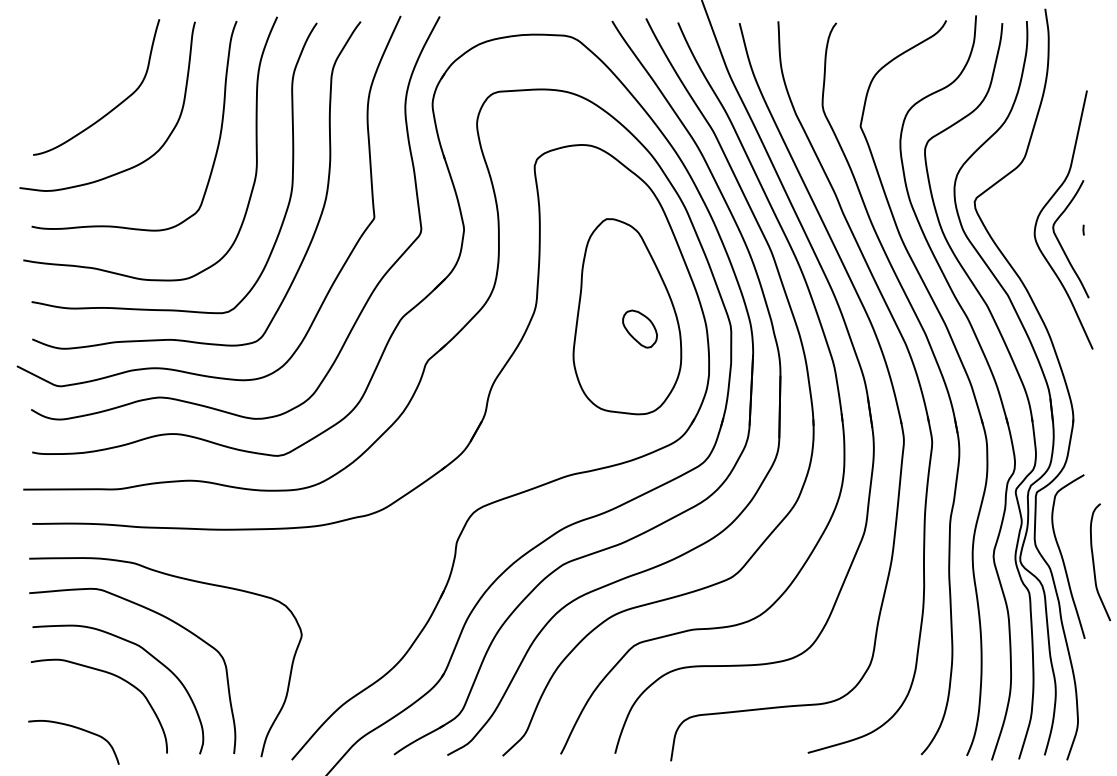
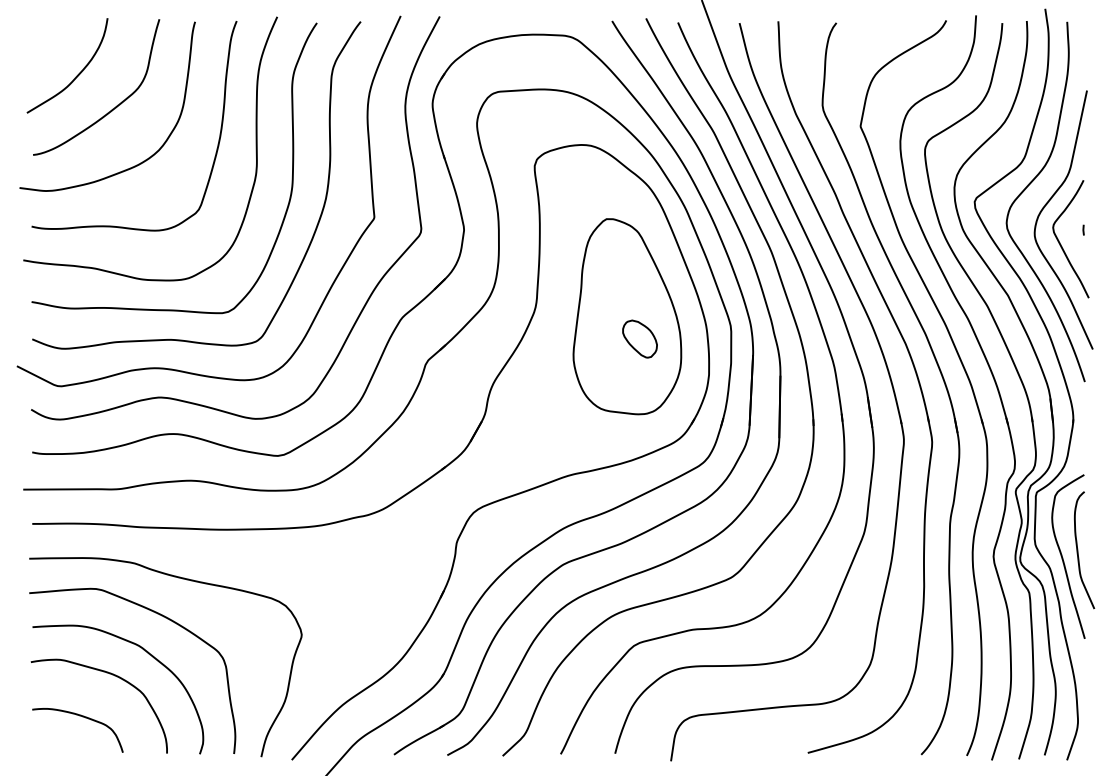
curve: none -> present (77, 74)
curve: none -> present (1029, 185)
part position: (639, 328) -> (639, 338) (639, 338)
curve position: (1094, 562) -> (1078, 550) (1078, 550)
curve position: (78, 729) -> (82, 717) (82, 717)
